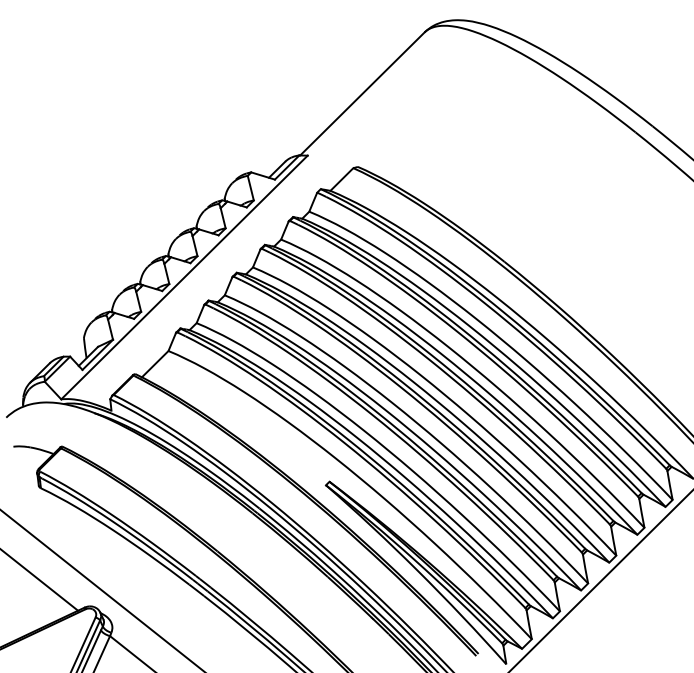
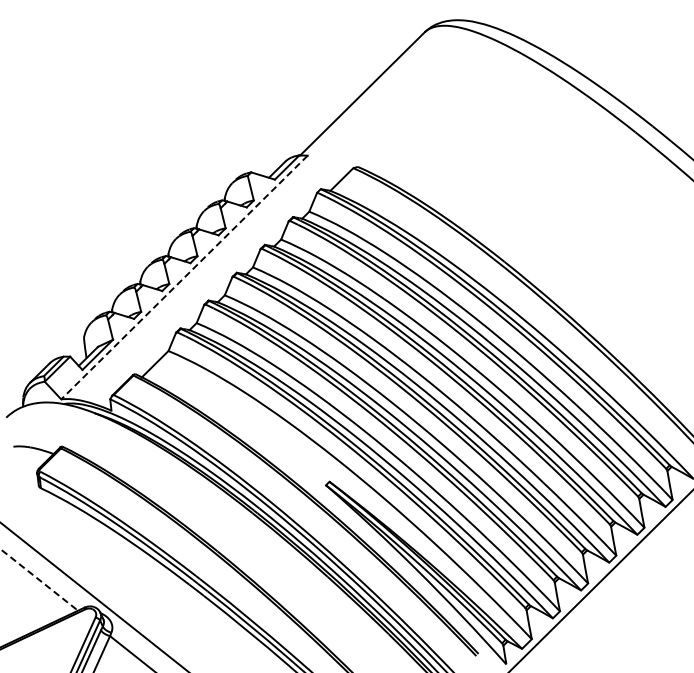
line: solid -> dashed (184, 277)
line: solid -> dashed (39, 580)
line position: (101, 590) -> (93, 596) (93, 596)
